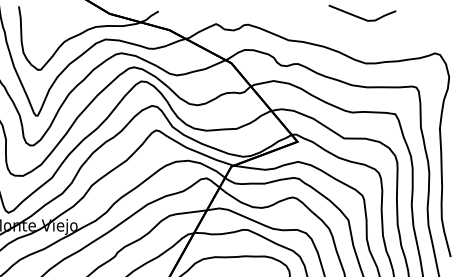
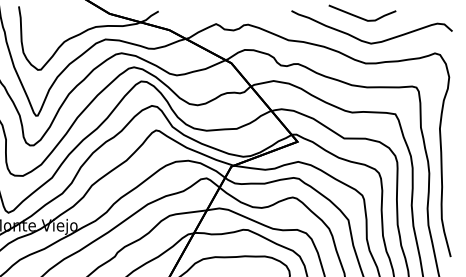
curve: none -> present (367, 41)
